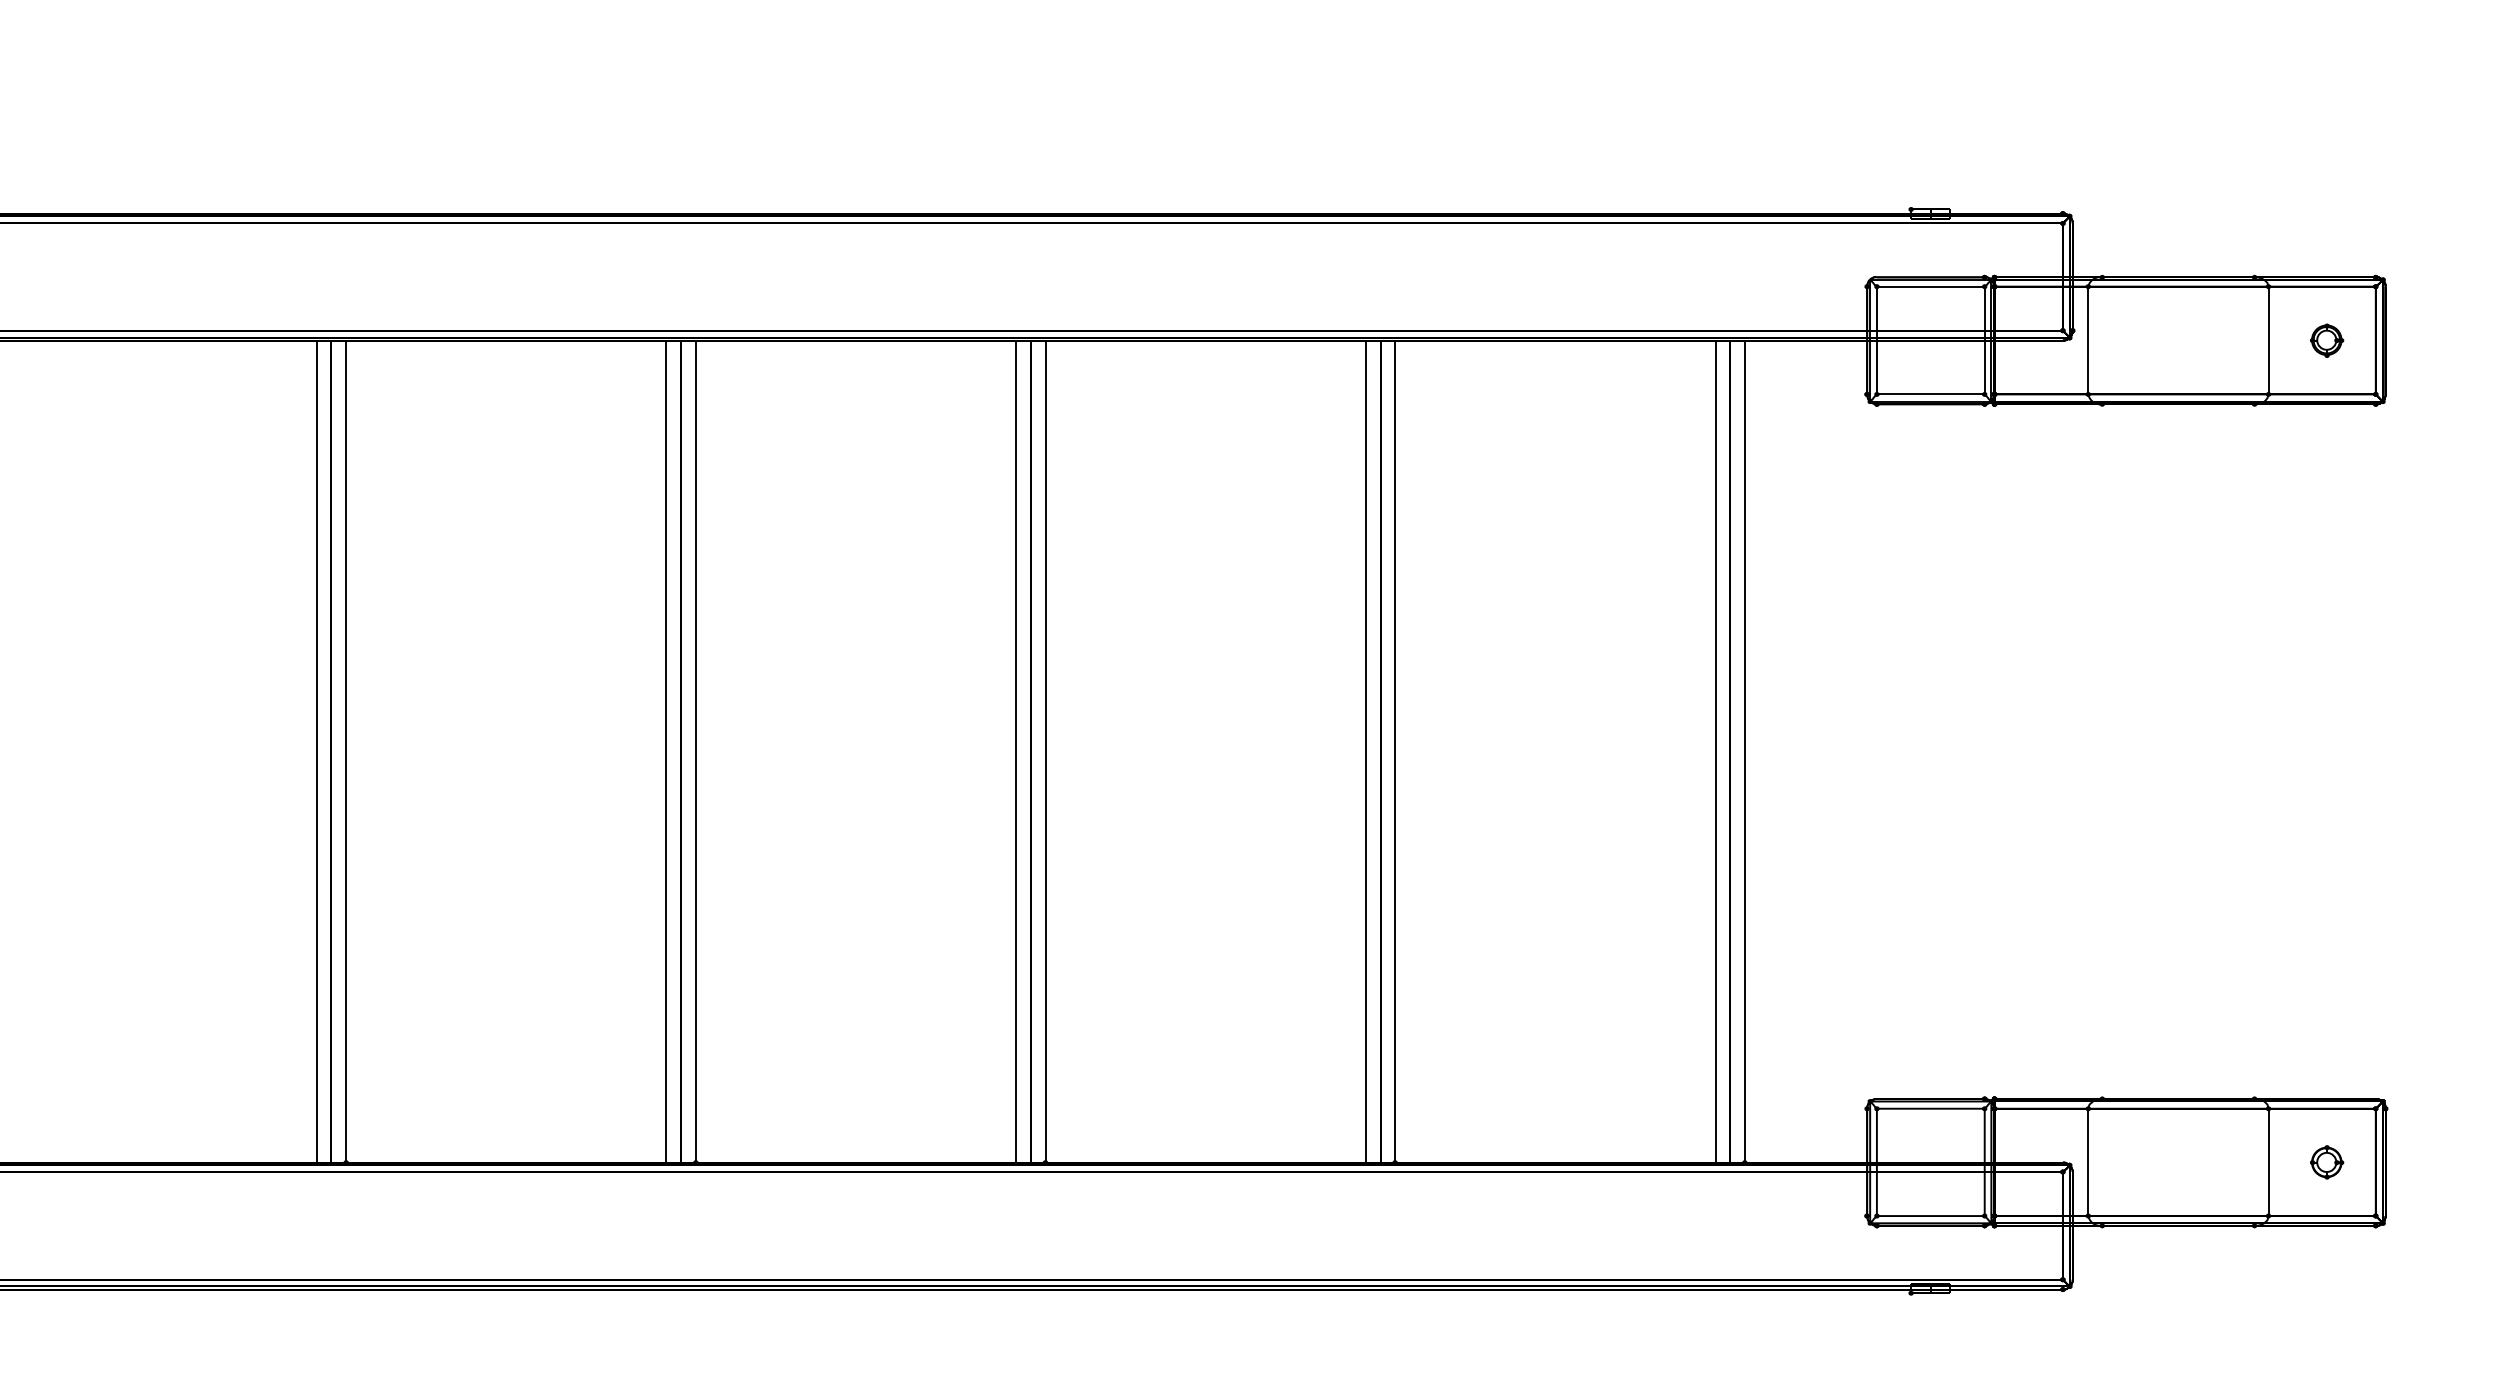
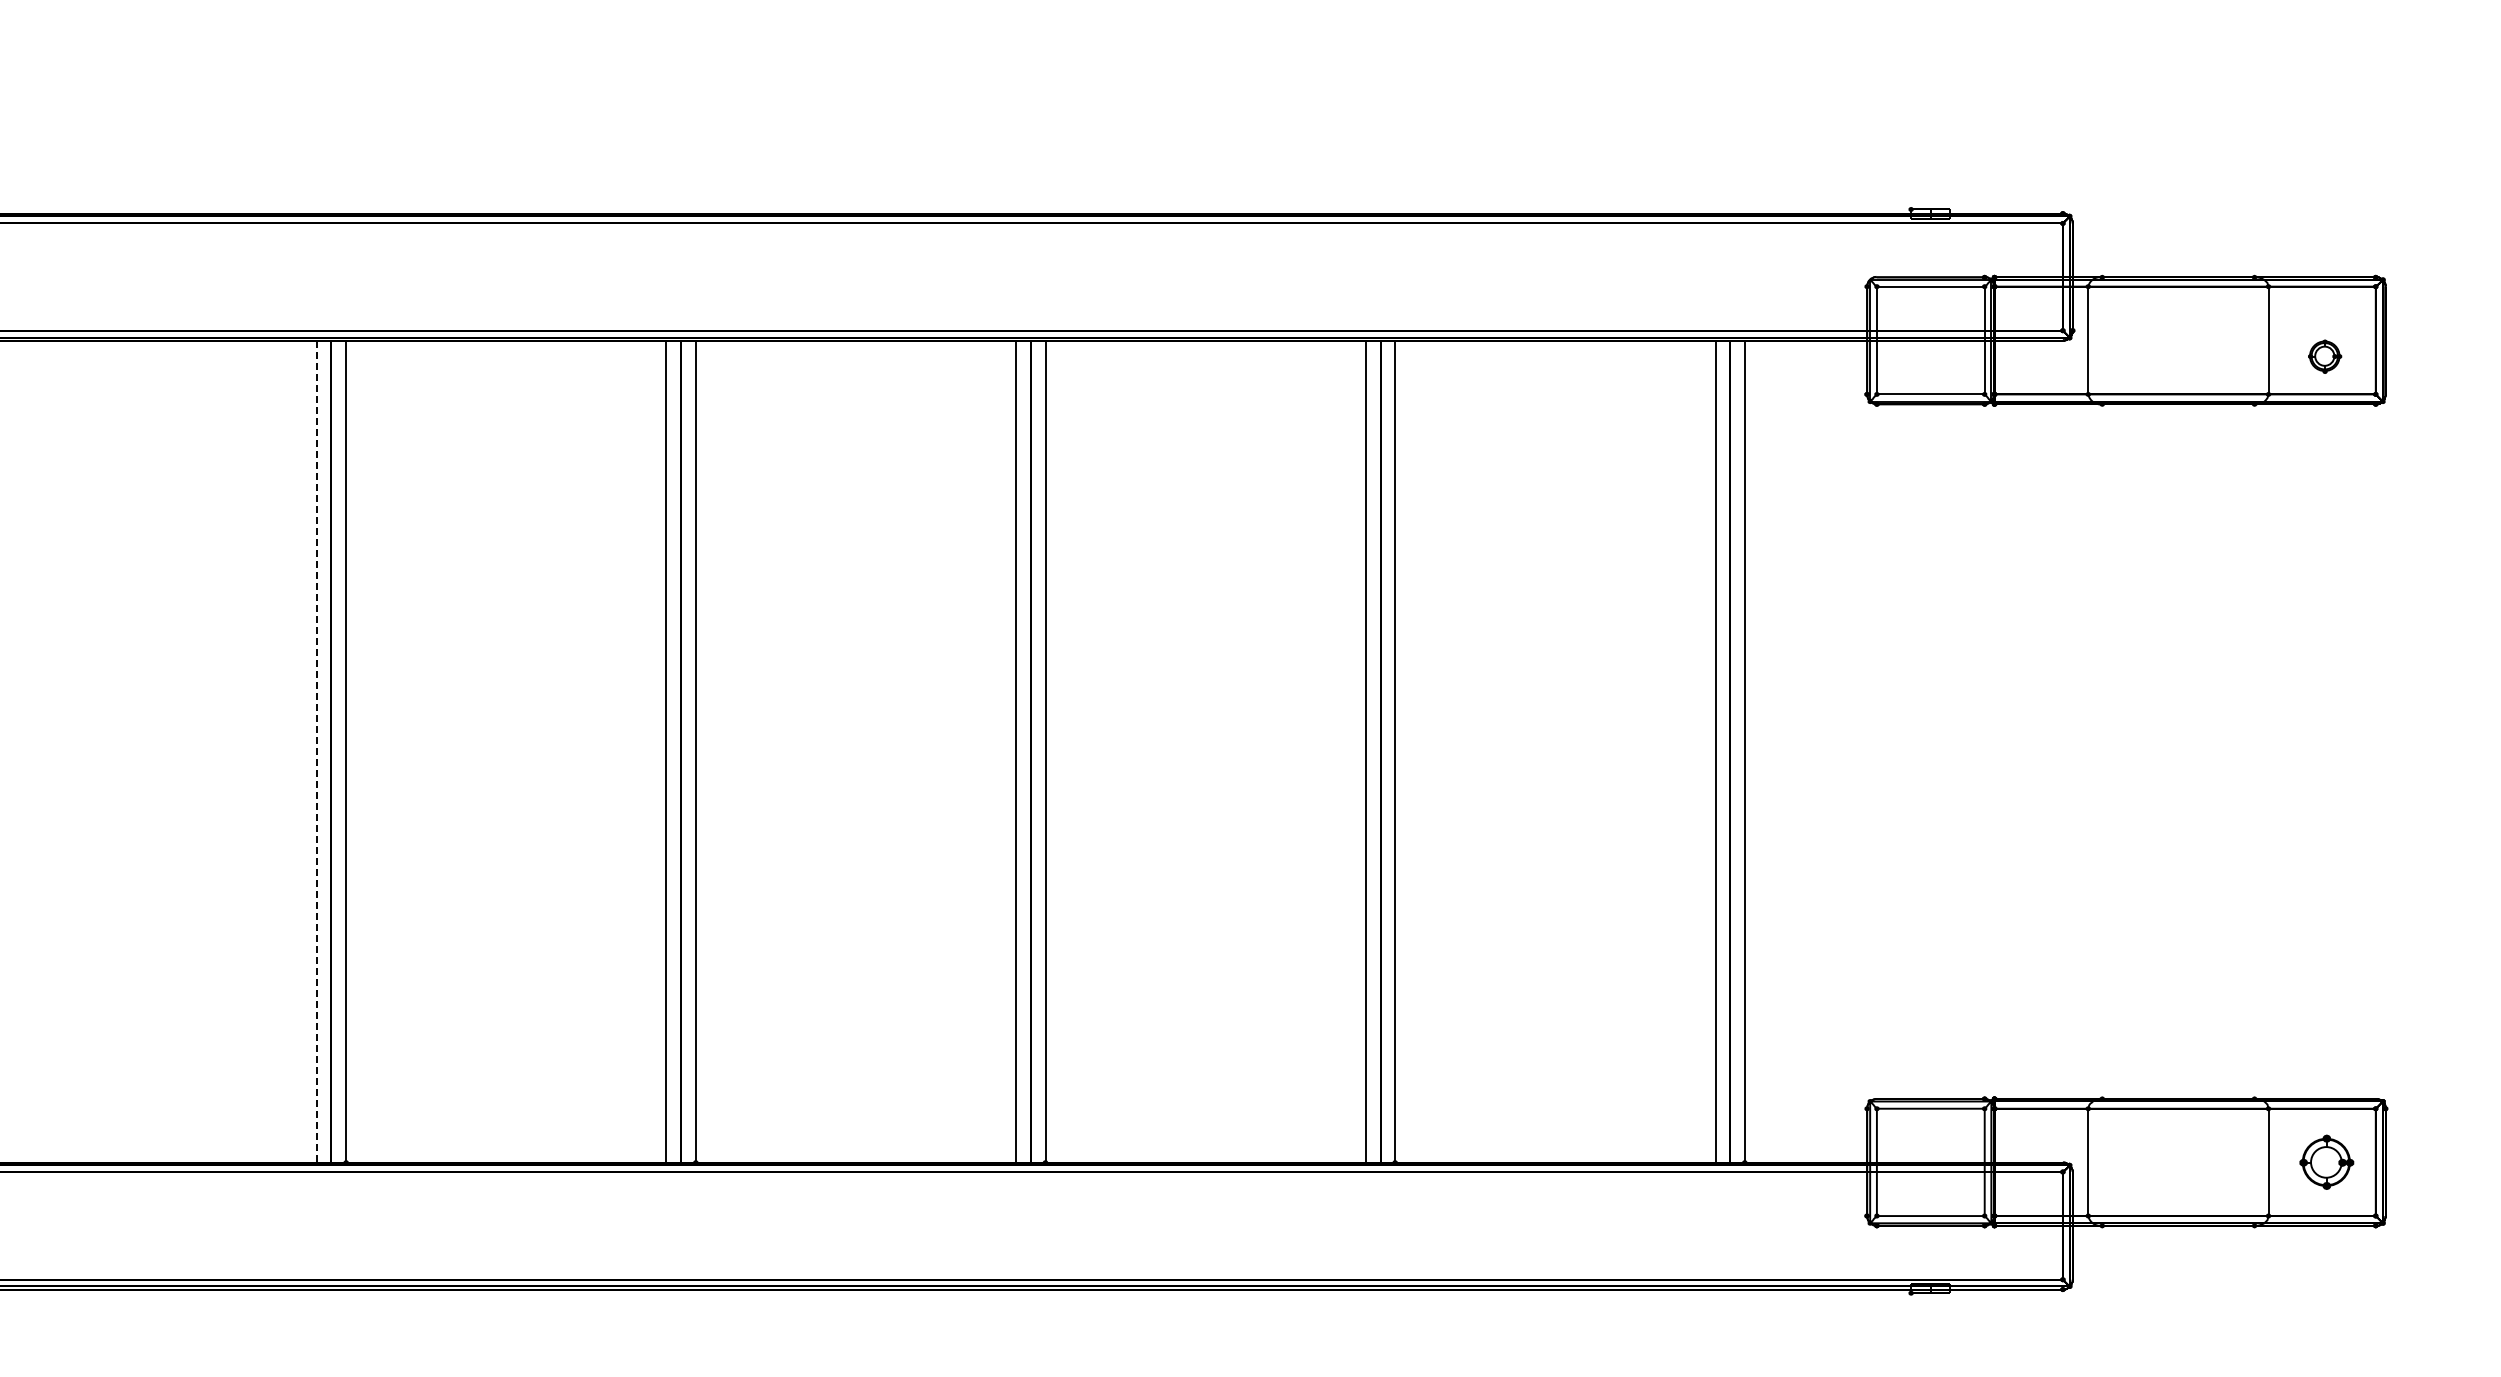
part position: (2327, 340) -> (2325, 356) (2325, 356)
line: solid -> dashed (316, 752)
part size: 35x35 px -> 56x56 px (2326, 1161)
